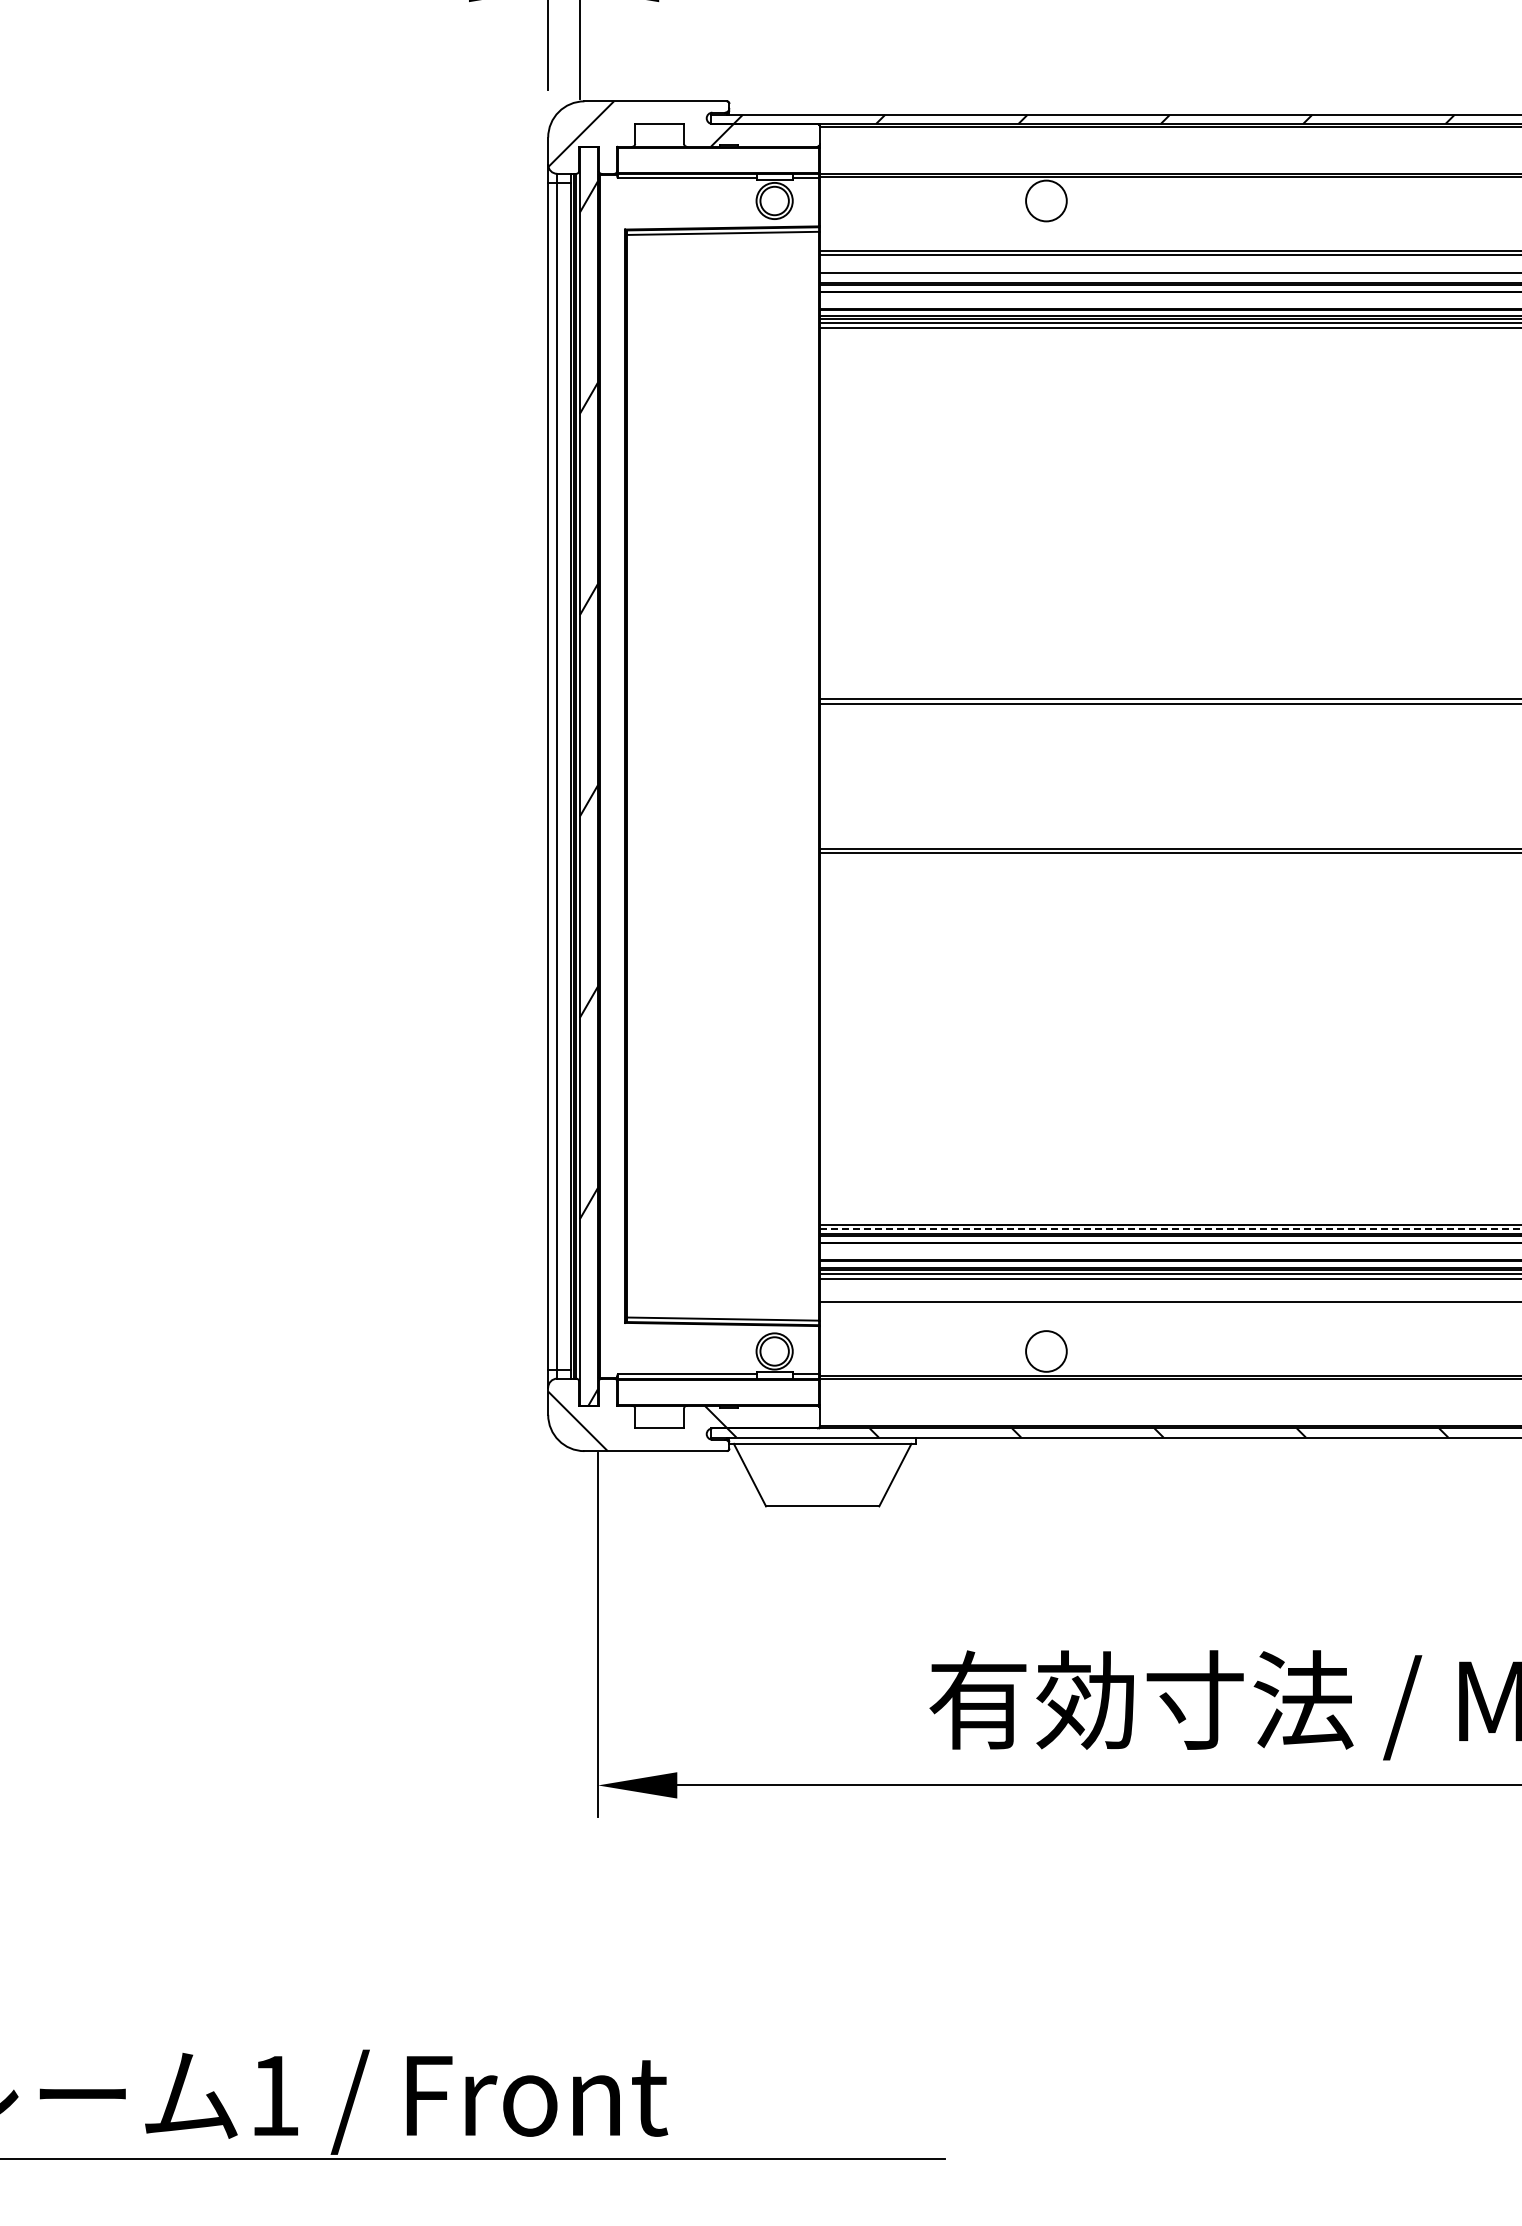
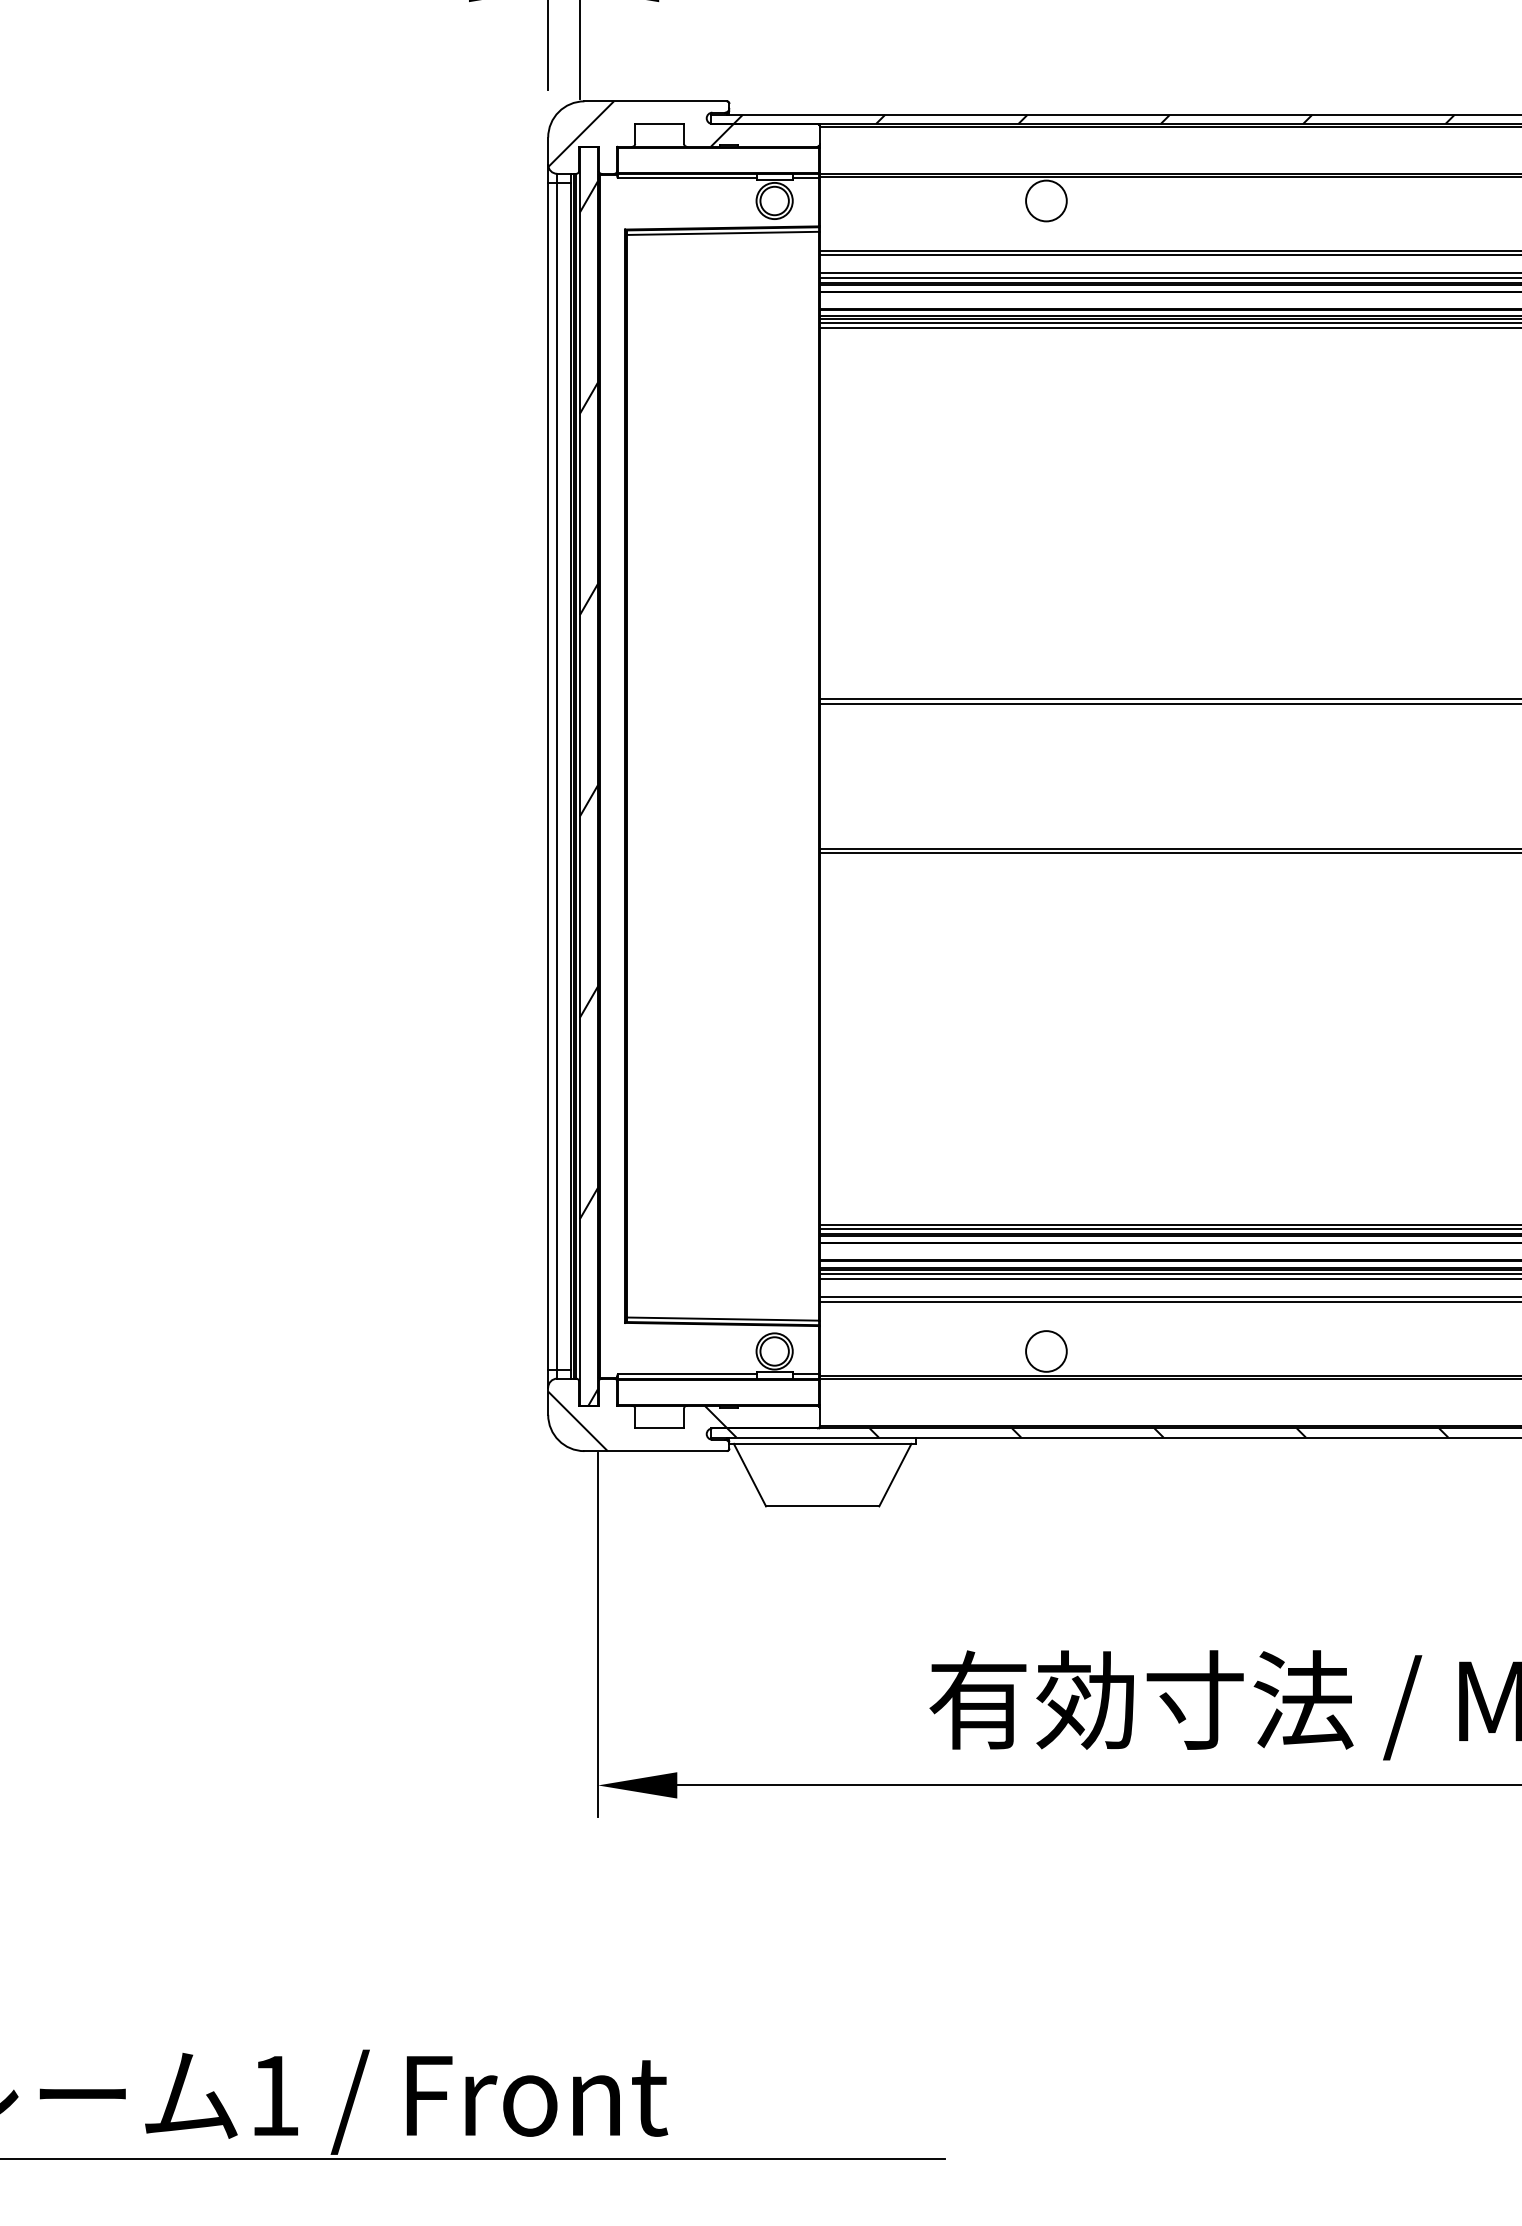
line: none -> present (1168, 278)
line: dashed -> solid (1170, 1229)
line: none -> present (1168, 1297)
